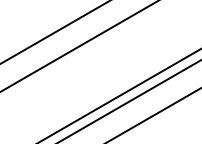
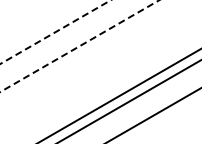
line: solid -> dashed (55, 32)
line: solid -> dashed (79, 46)
